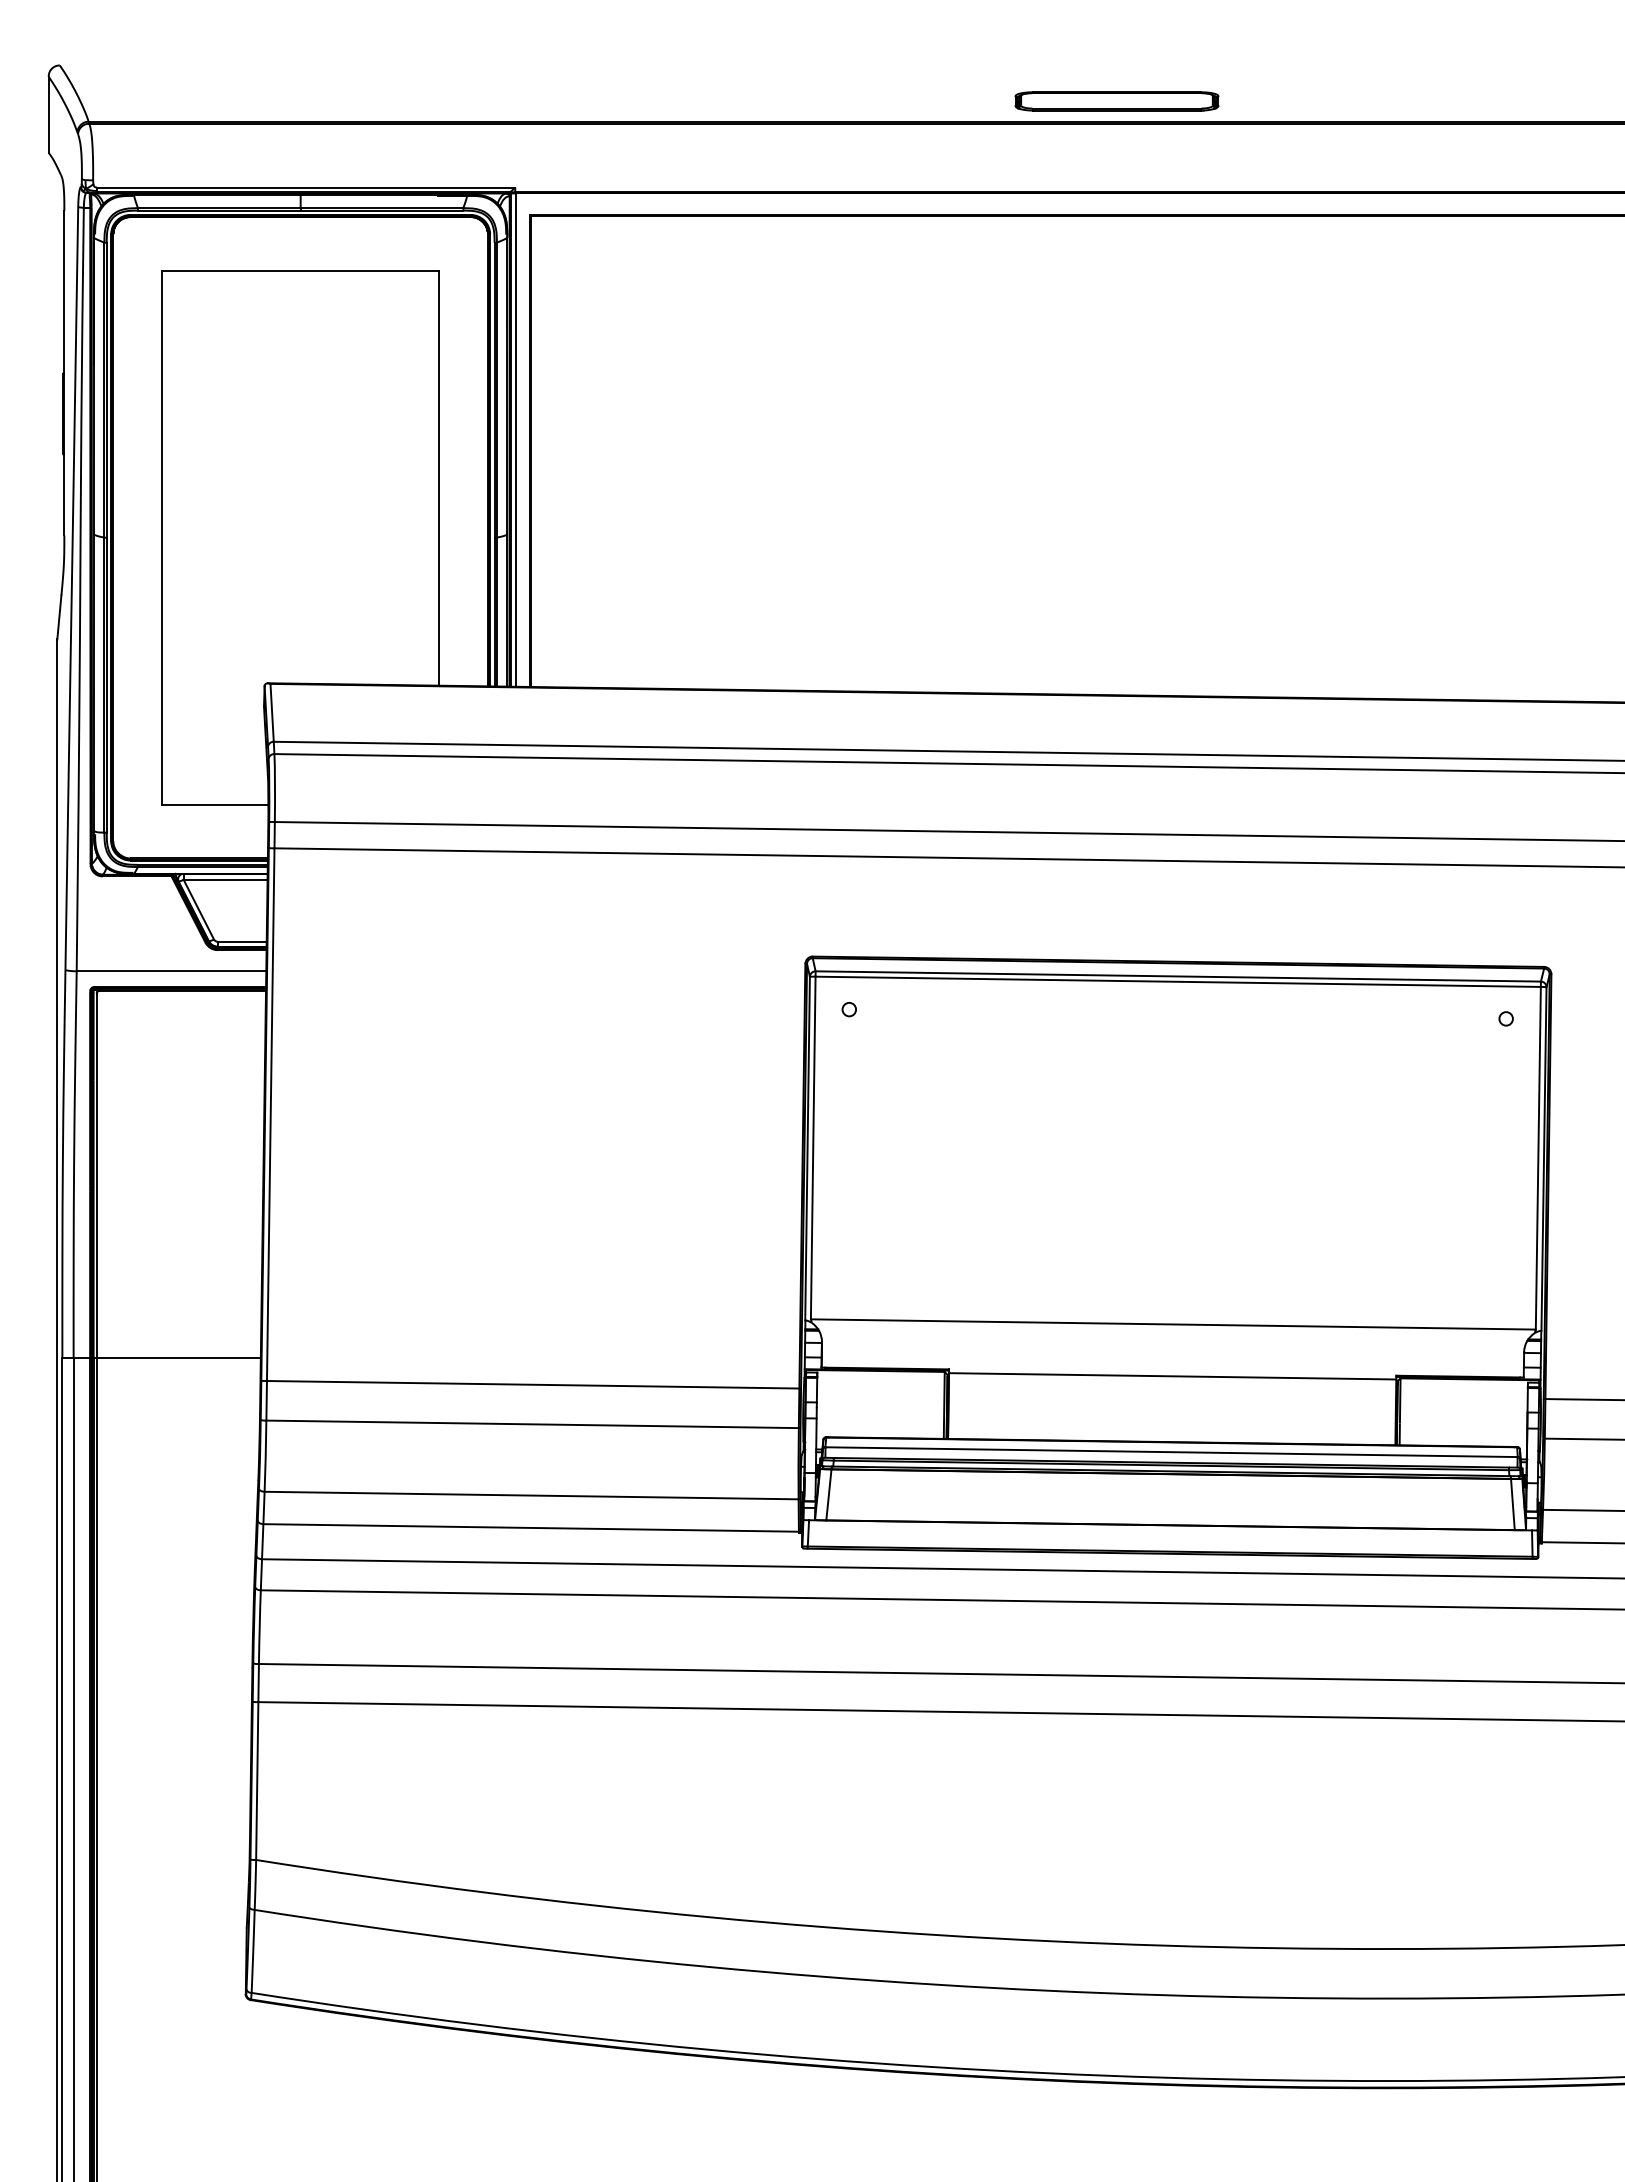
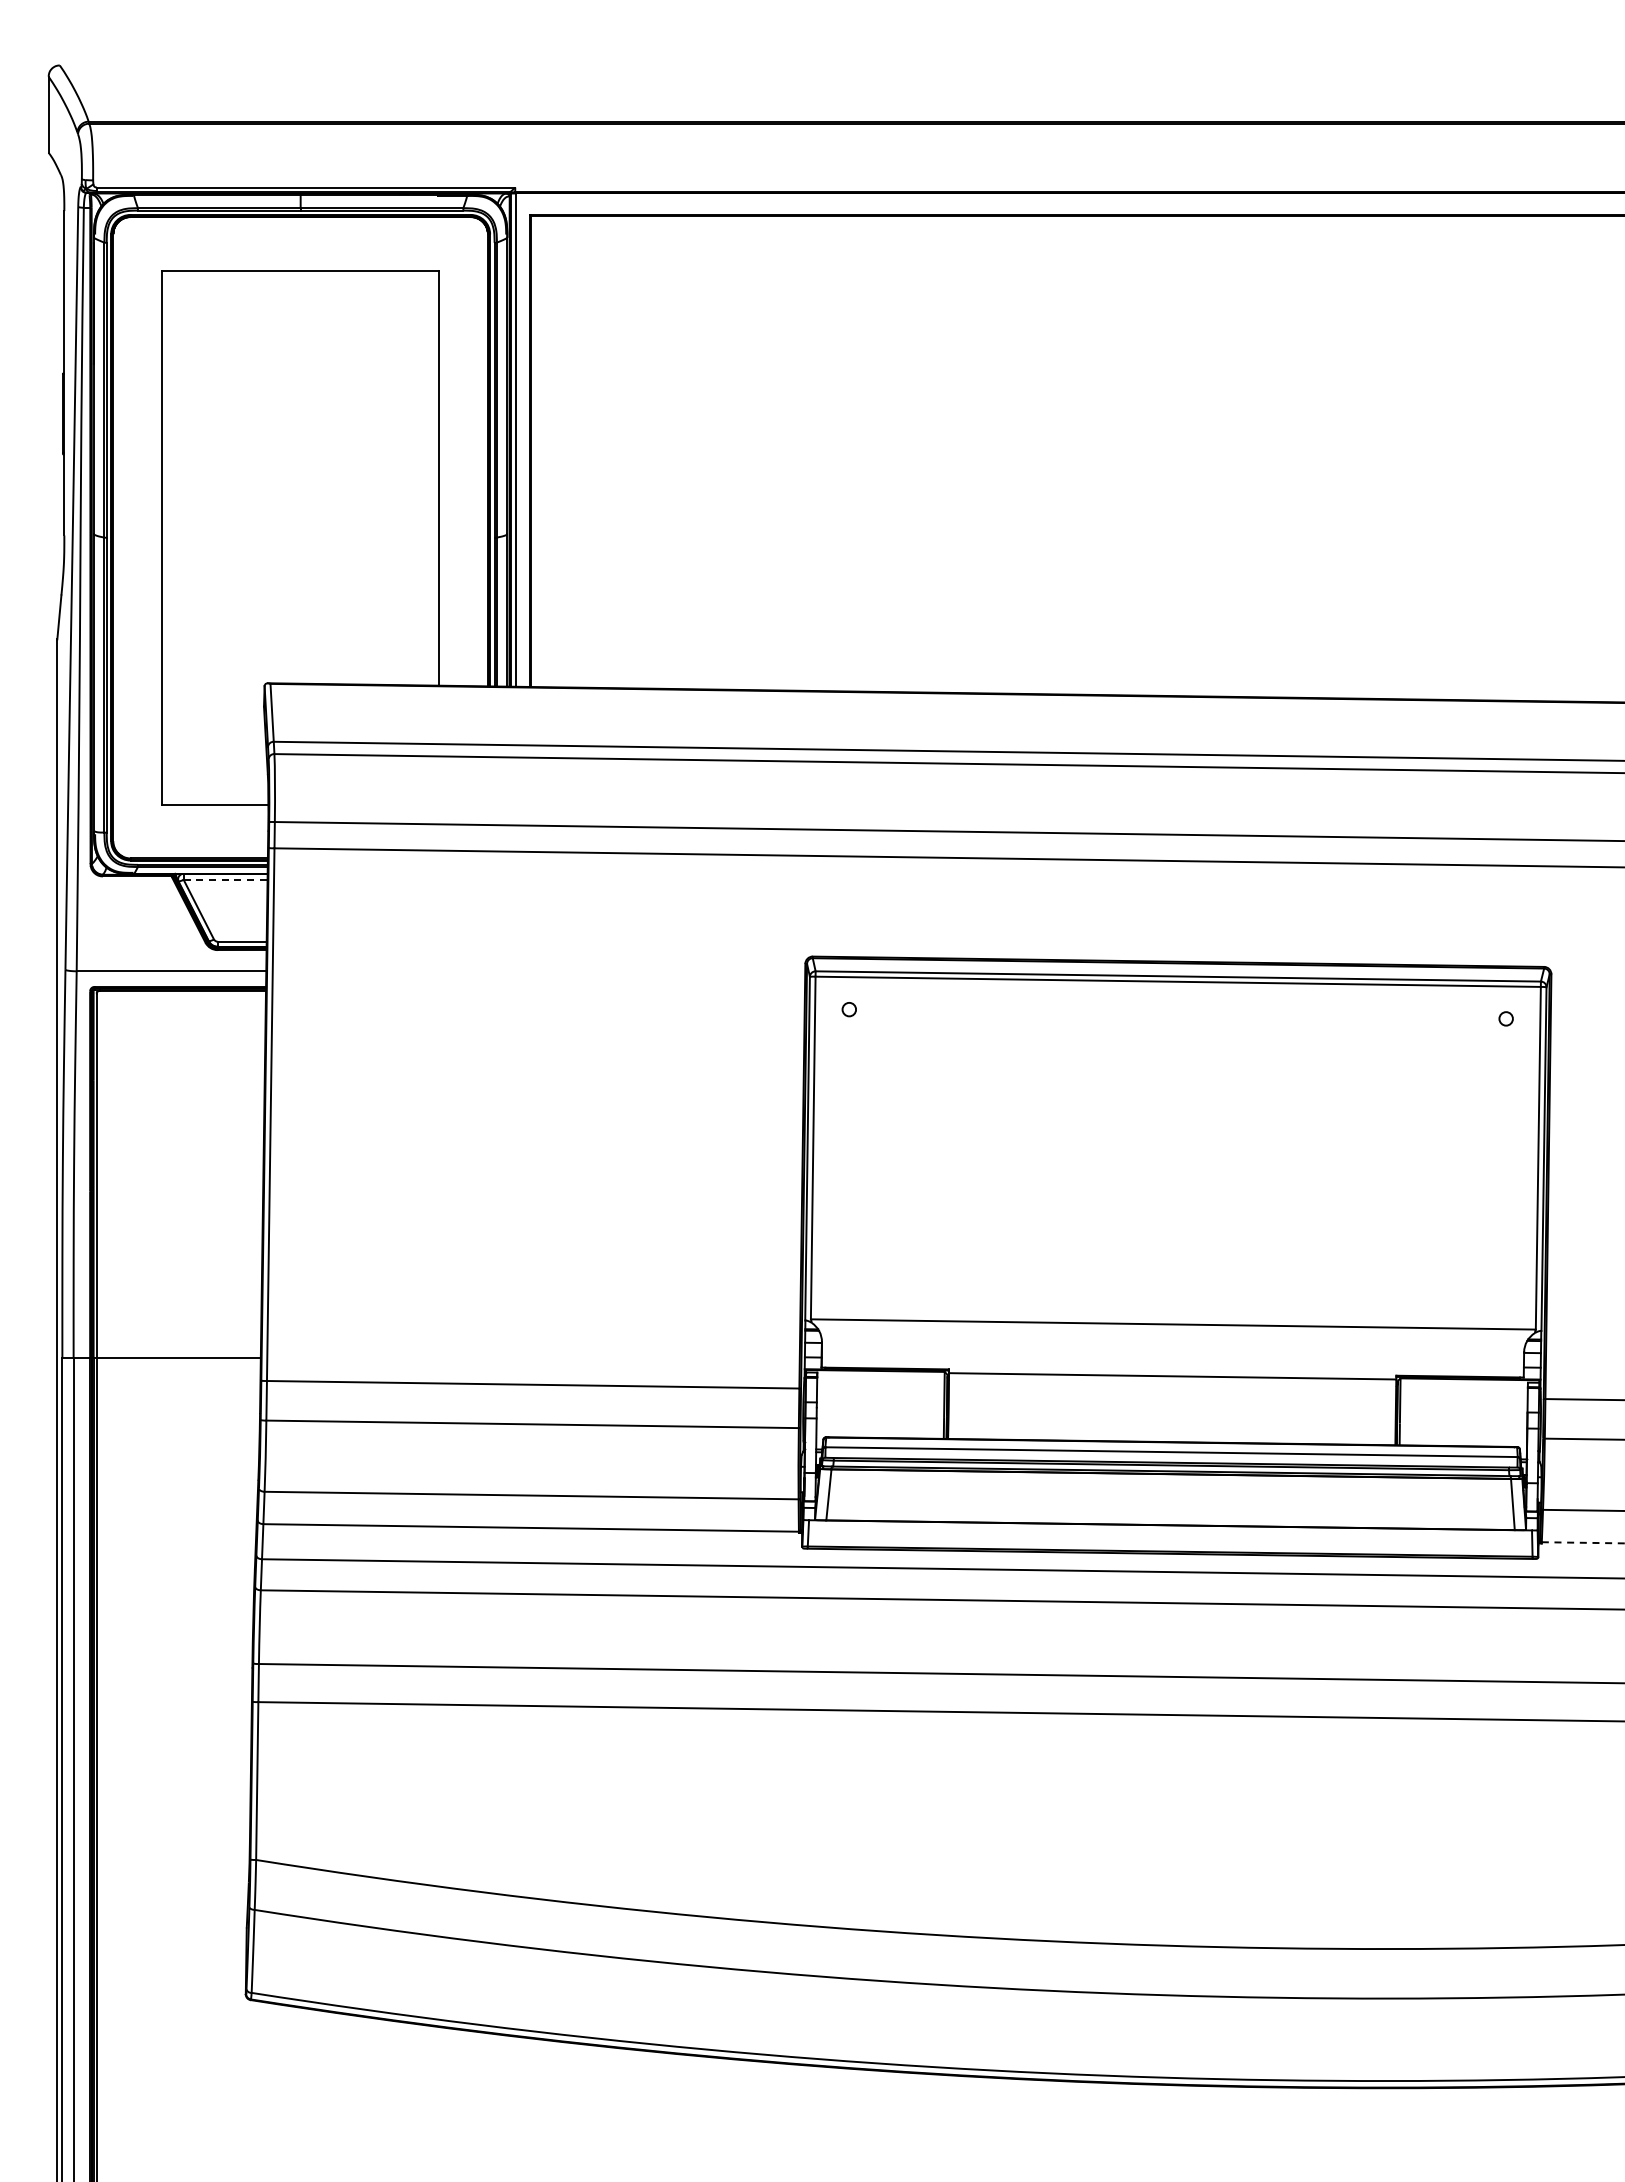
part: present -> none (1116, 101)
line: solid -> dashed (225, 879)
line: solid -> dashed (1583, 1542)
